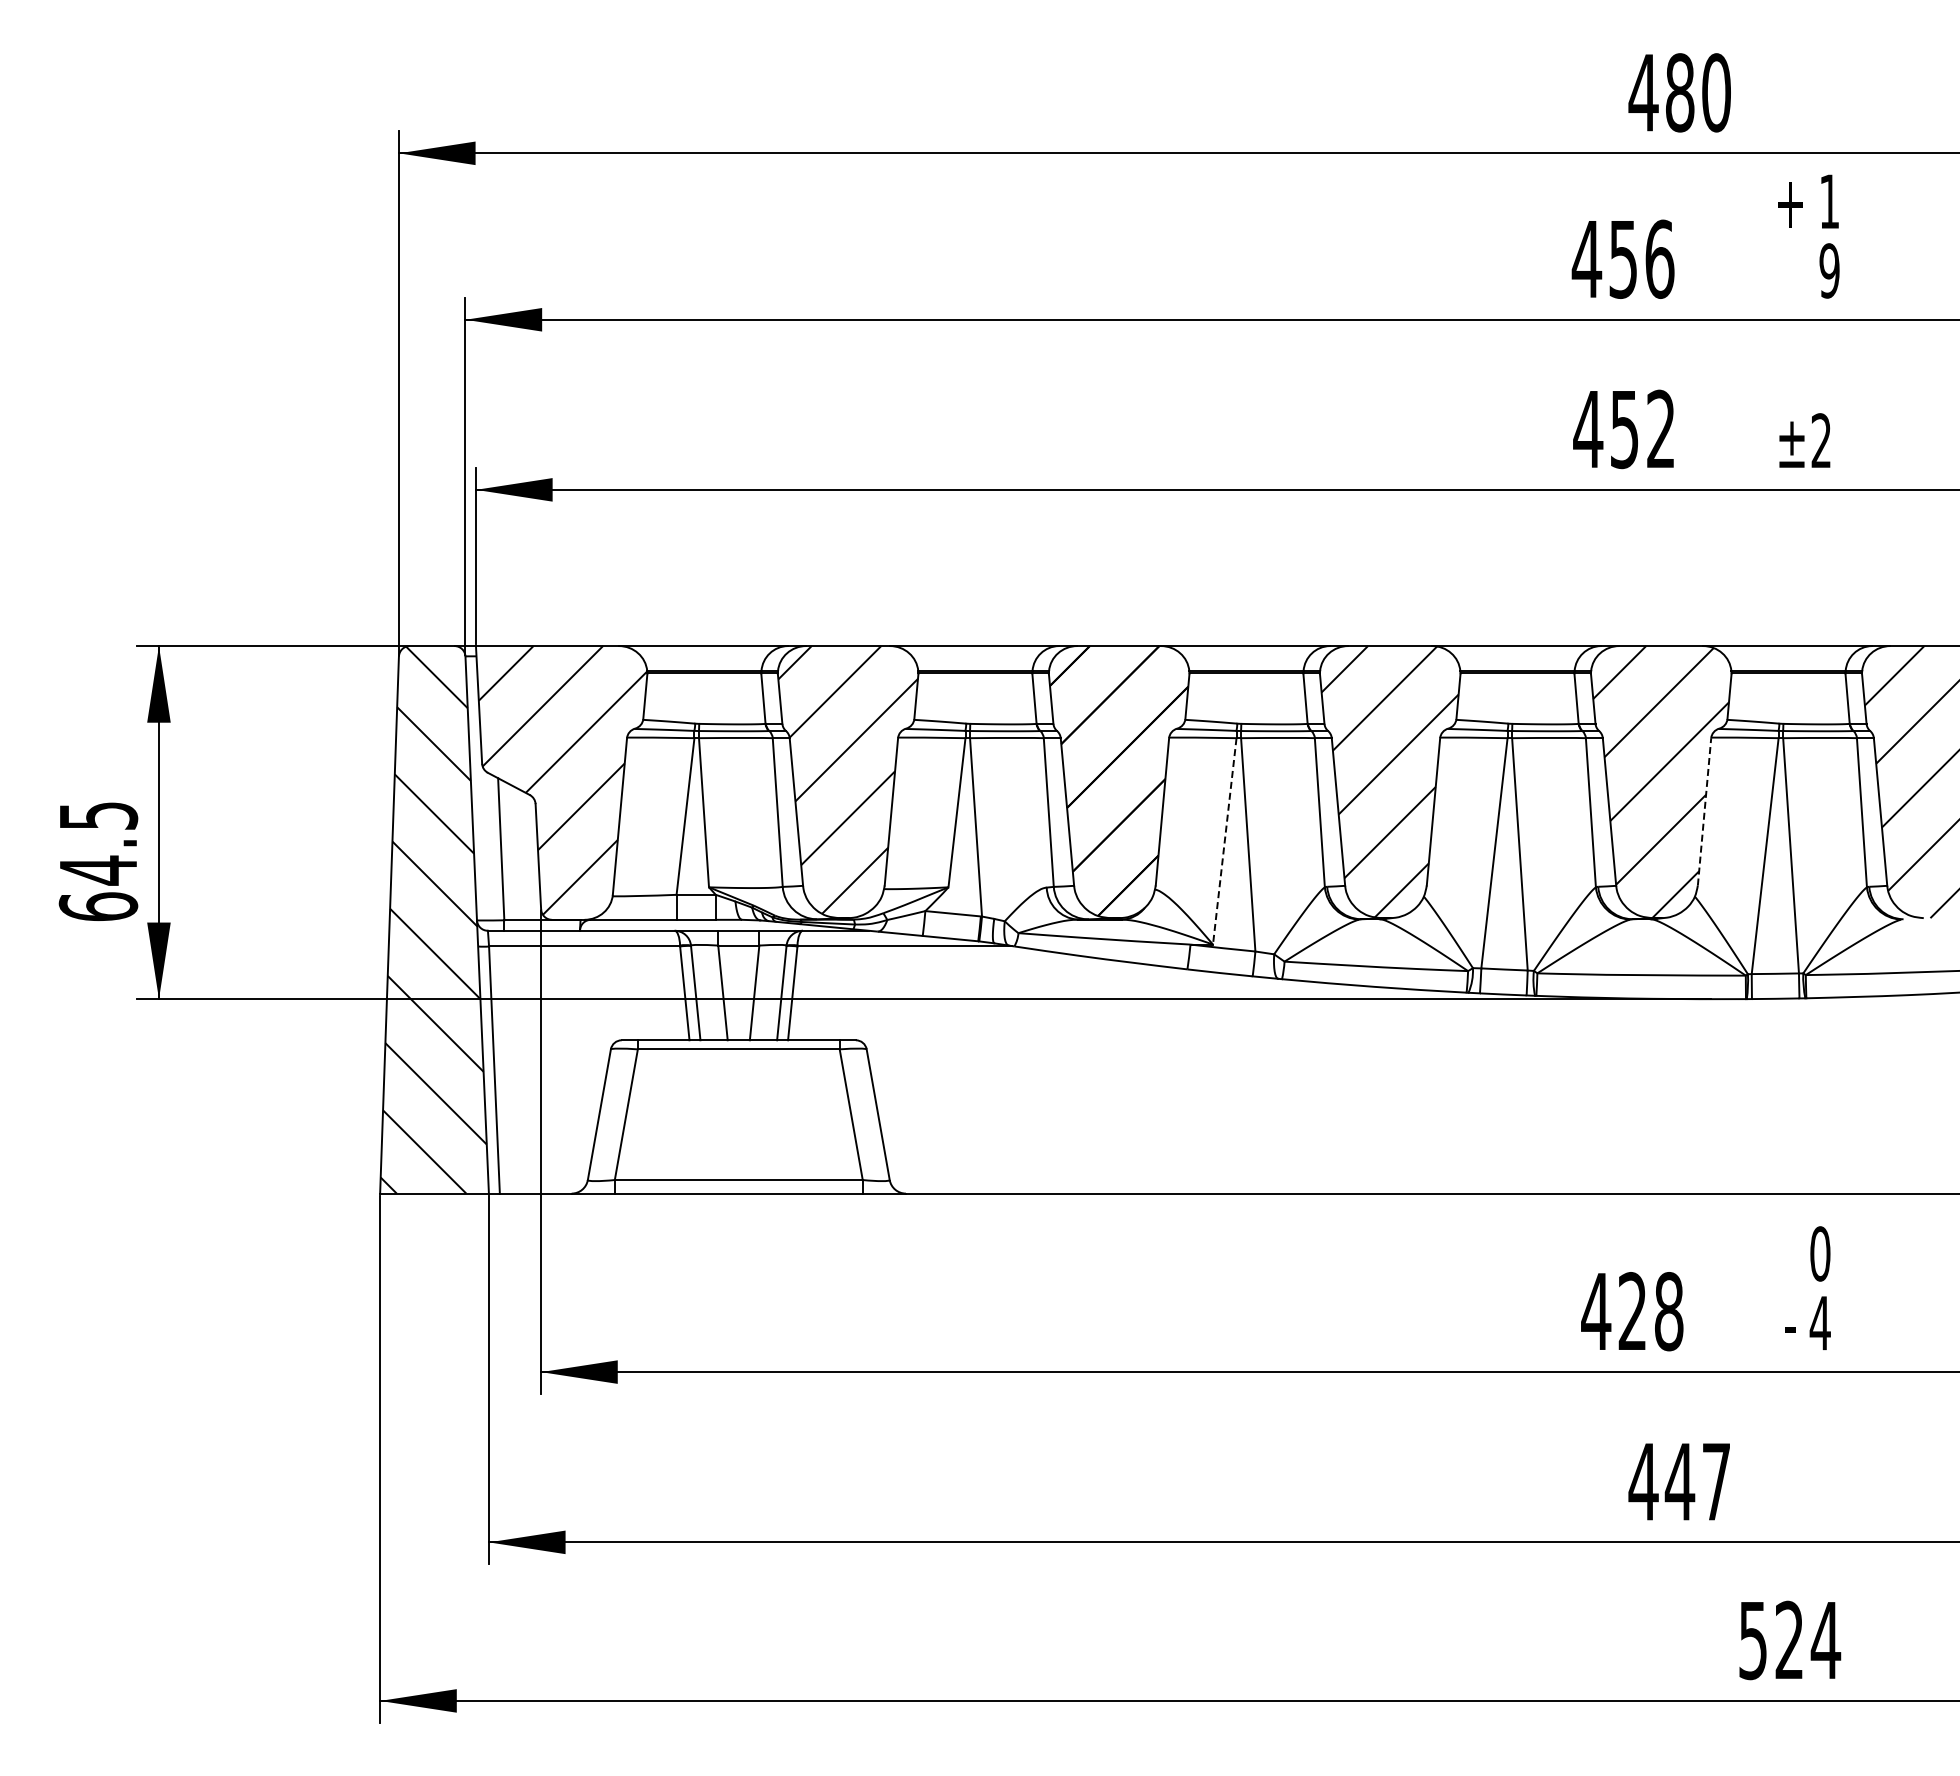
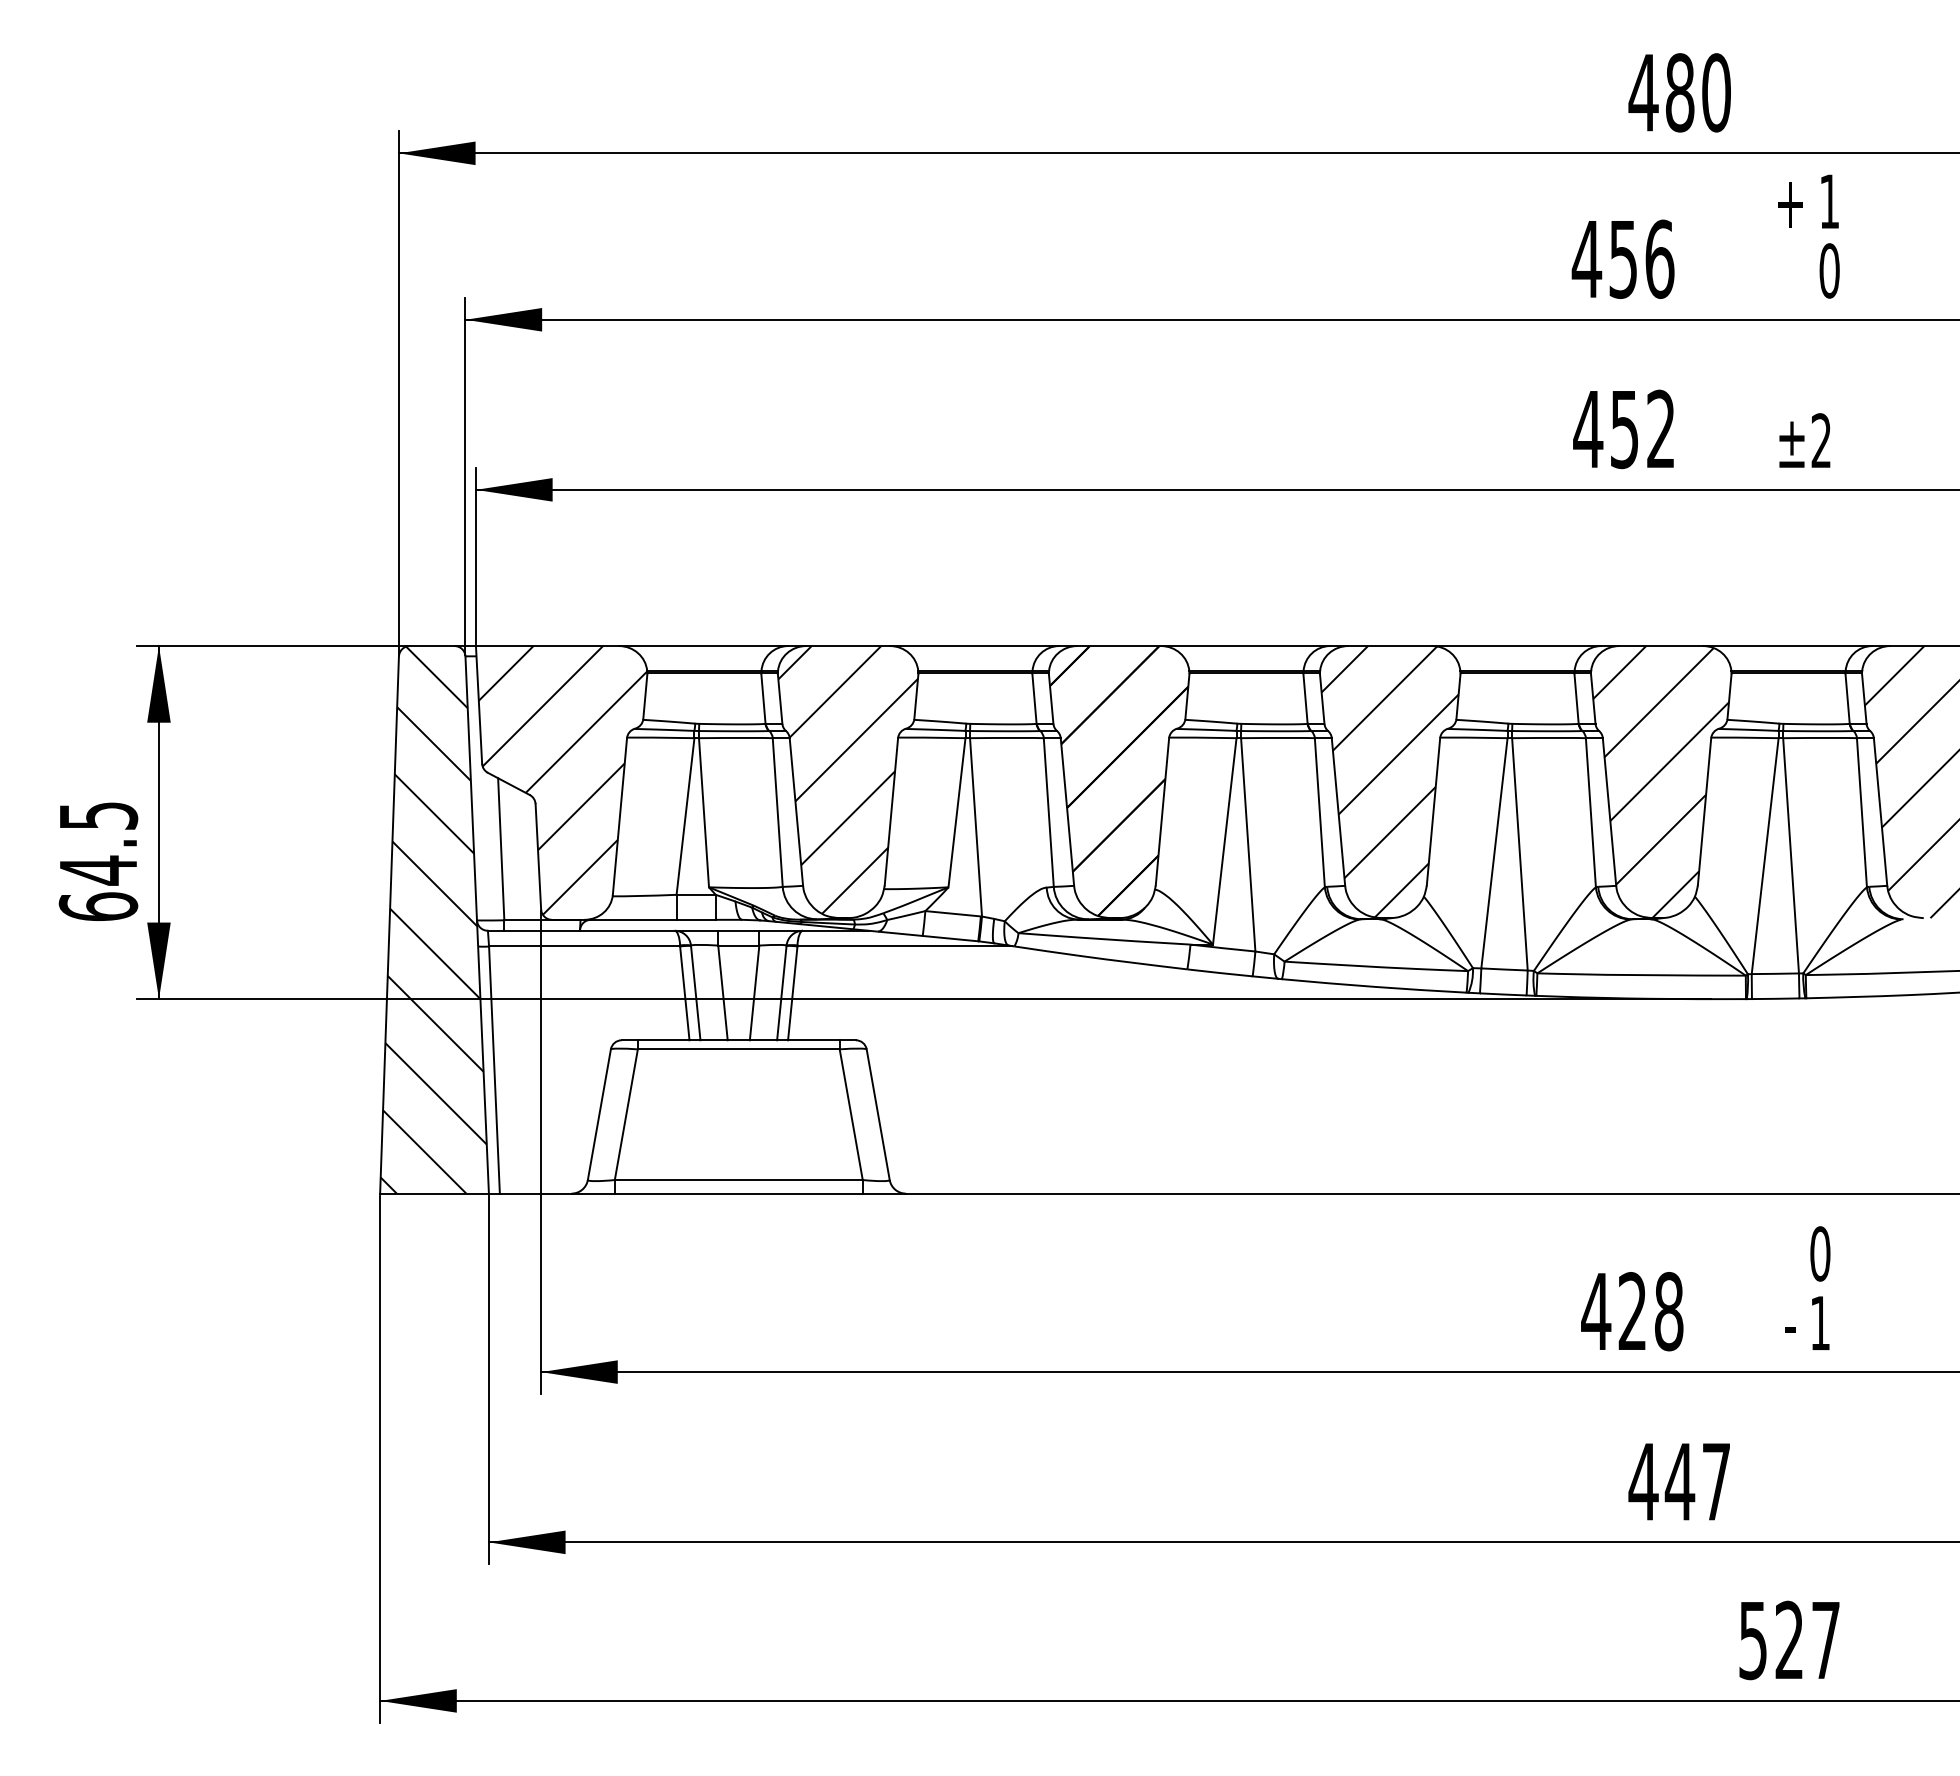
text: 9 -> 0 (1829, 270)
line: dashed -> solid (1704, 811)
line: dashed -> solid (1224, 841)
text: 4 -> 1 (1819, 1323)
text: 524 -> 527 (1825, 1640)
